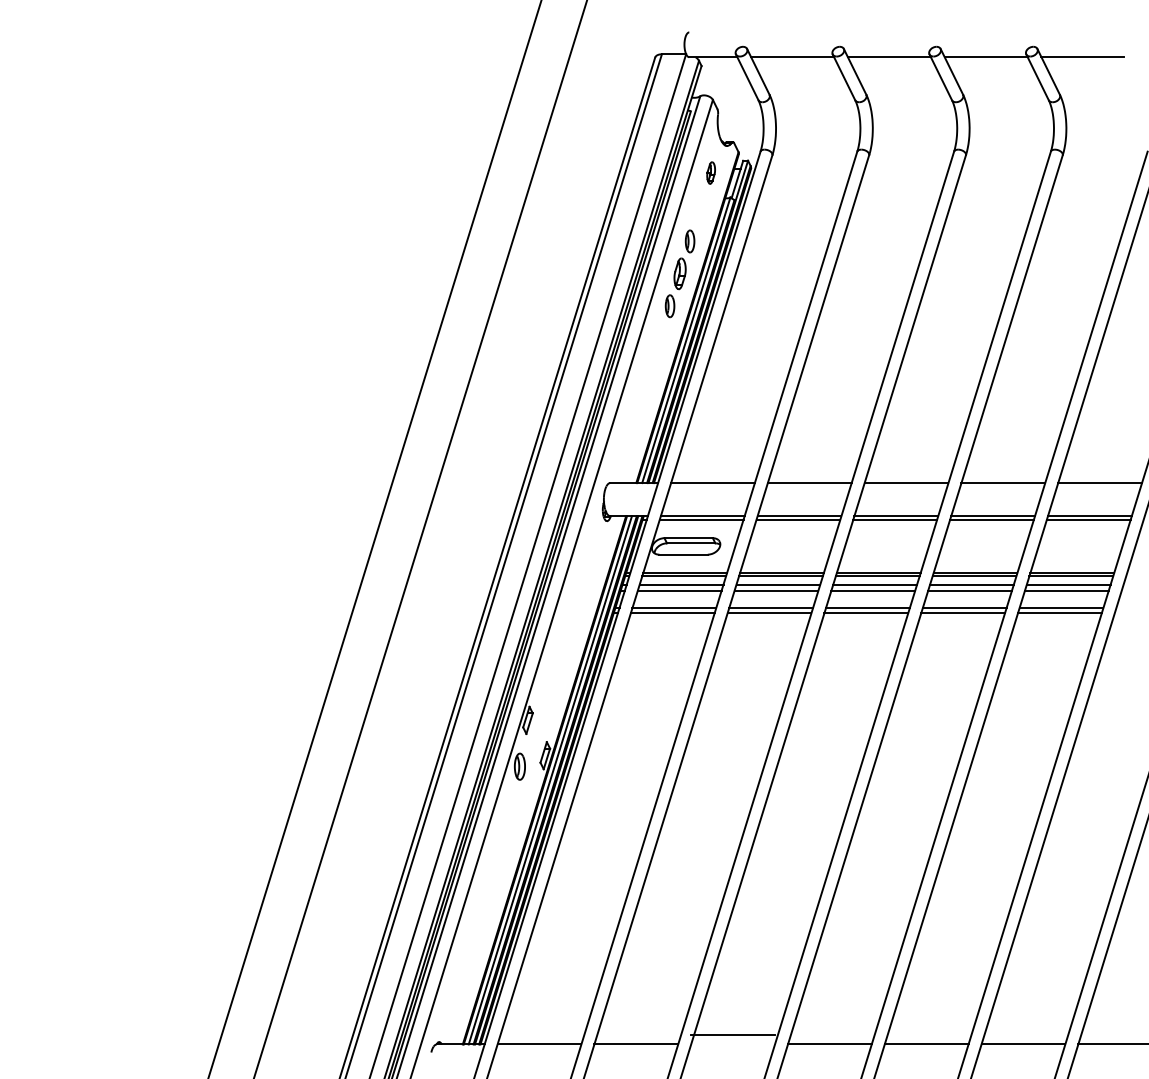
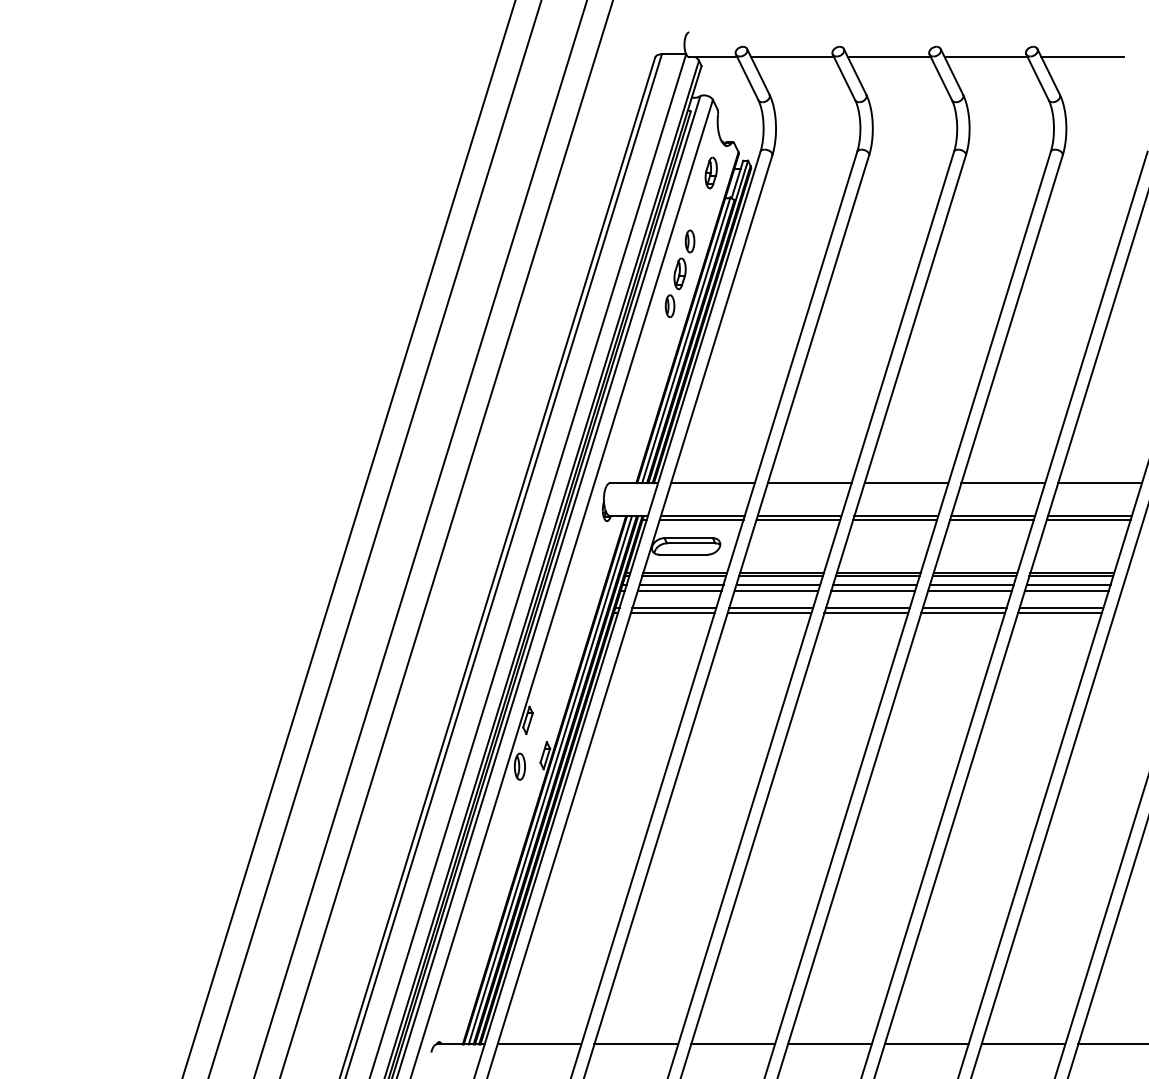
part size: 10x24 px -> 14x34 px (710, 172)
line: none -> present (348, 538)
line: none -> present (446, 538)
line position: (733, 1035) -> (733, 1044) (733, 1044)
